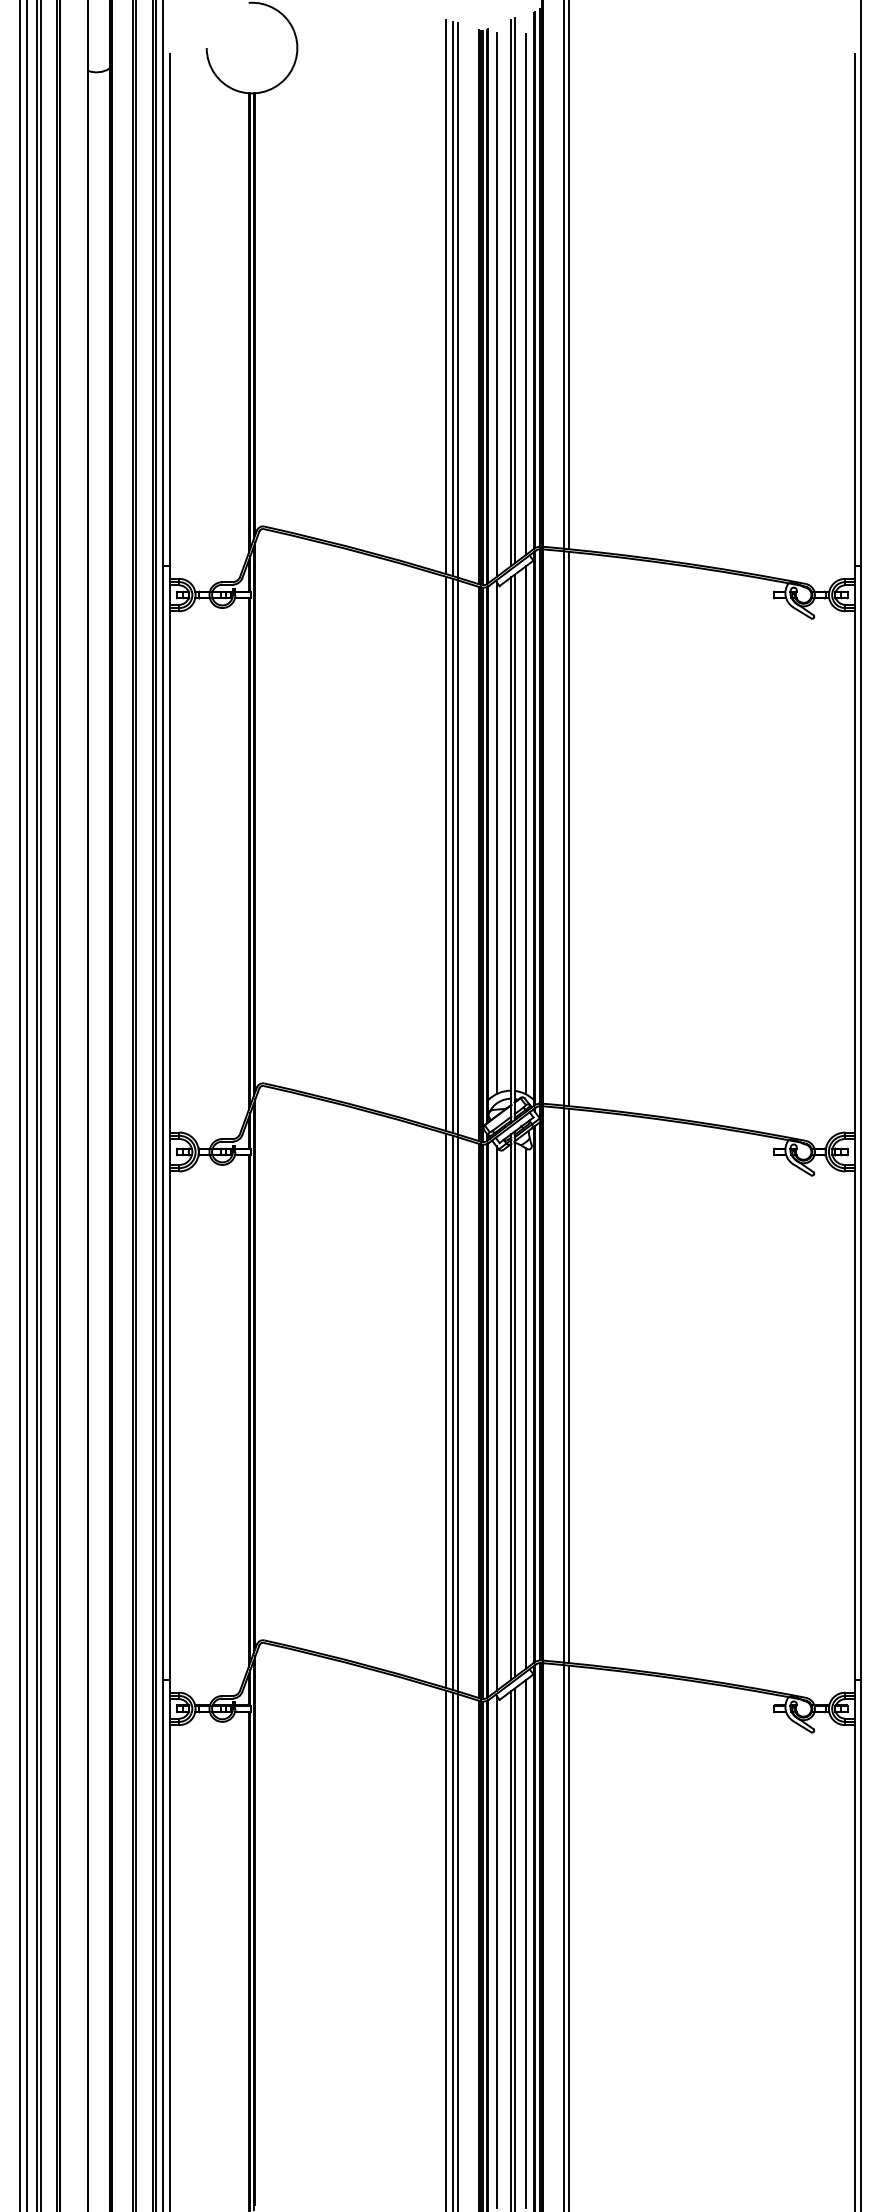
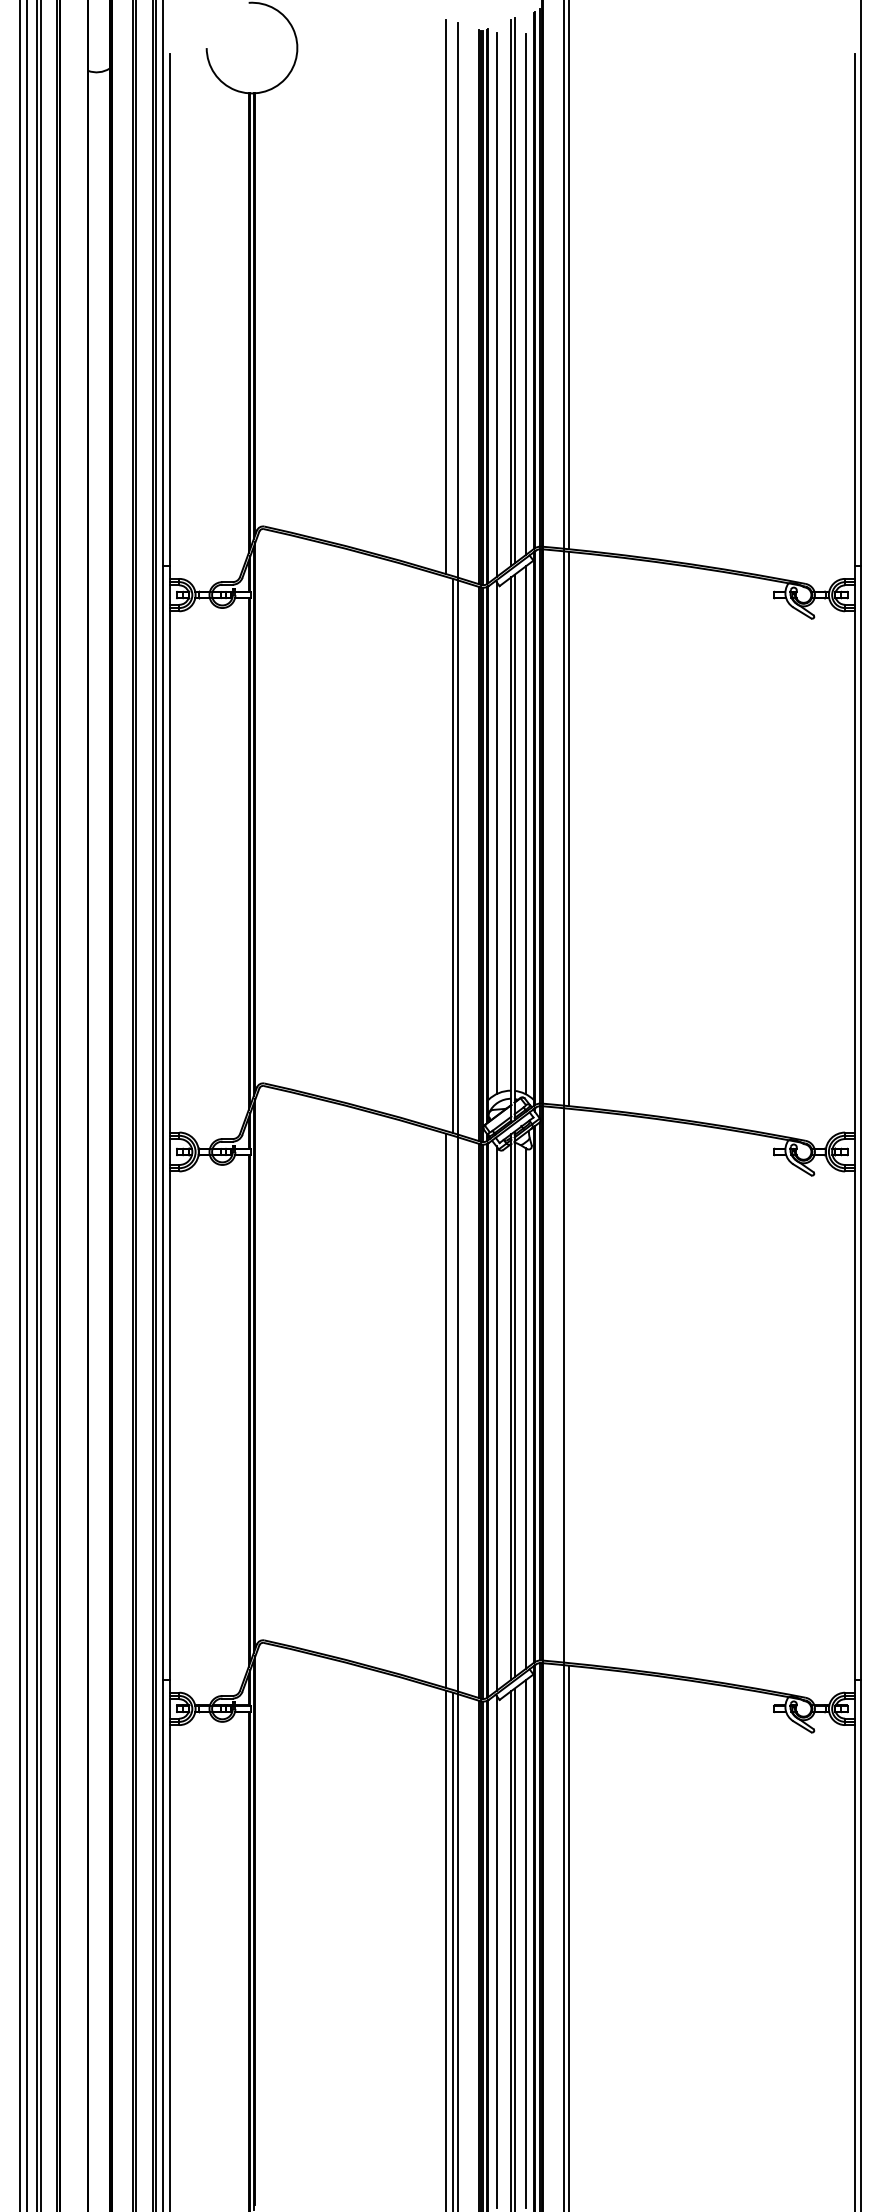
line: present -> none (452, 298)
line: present -> none (446, 853)
line: present -> none (569, 1385)
line: present -> none (452, 1412)
